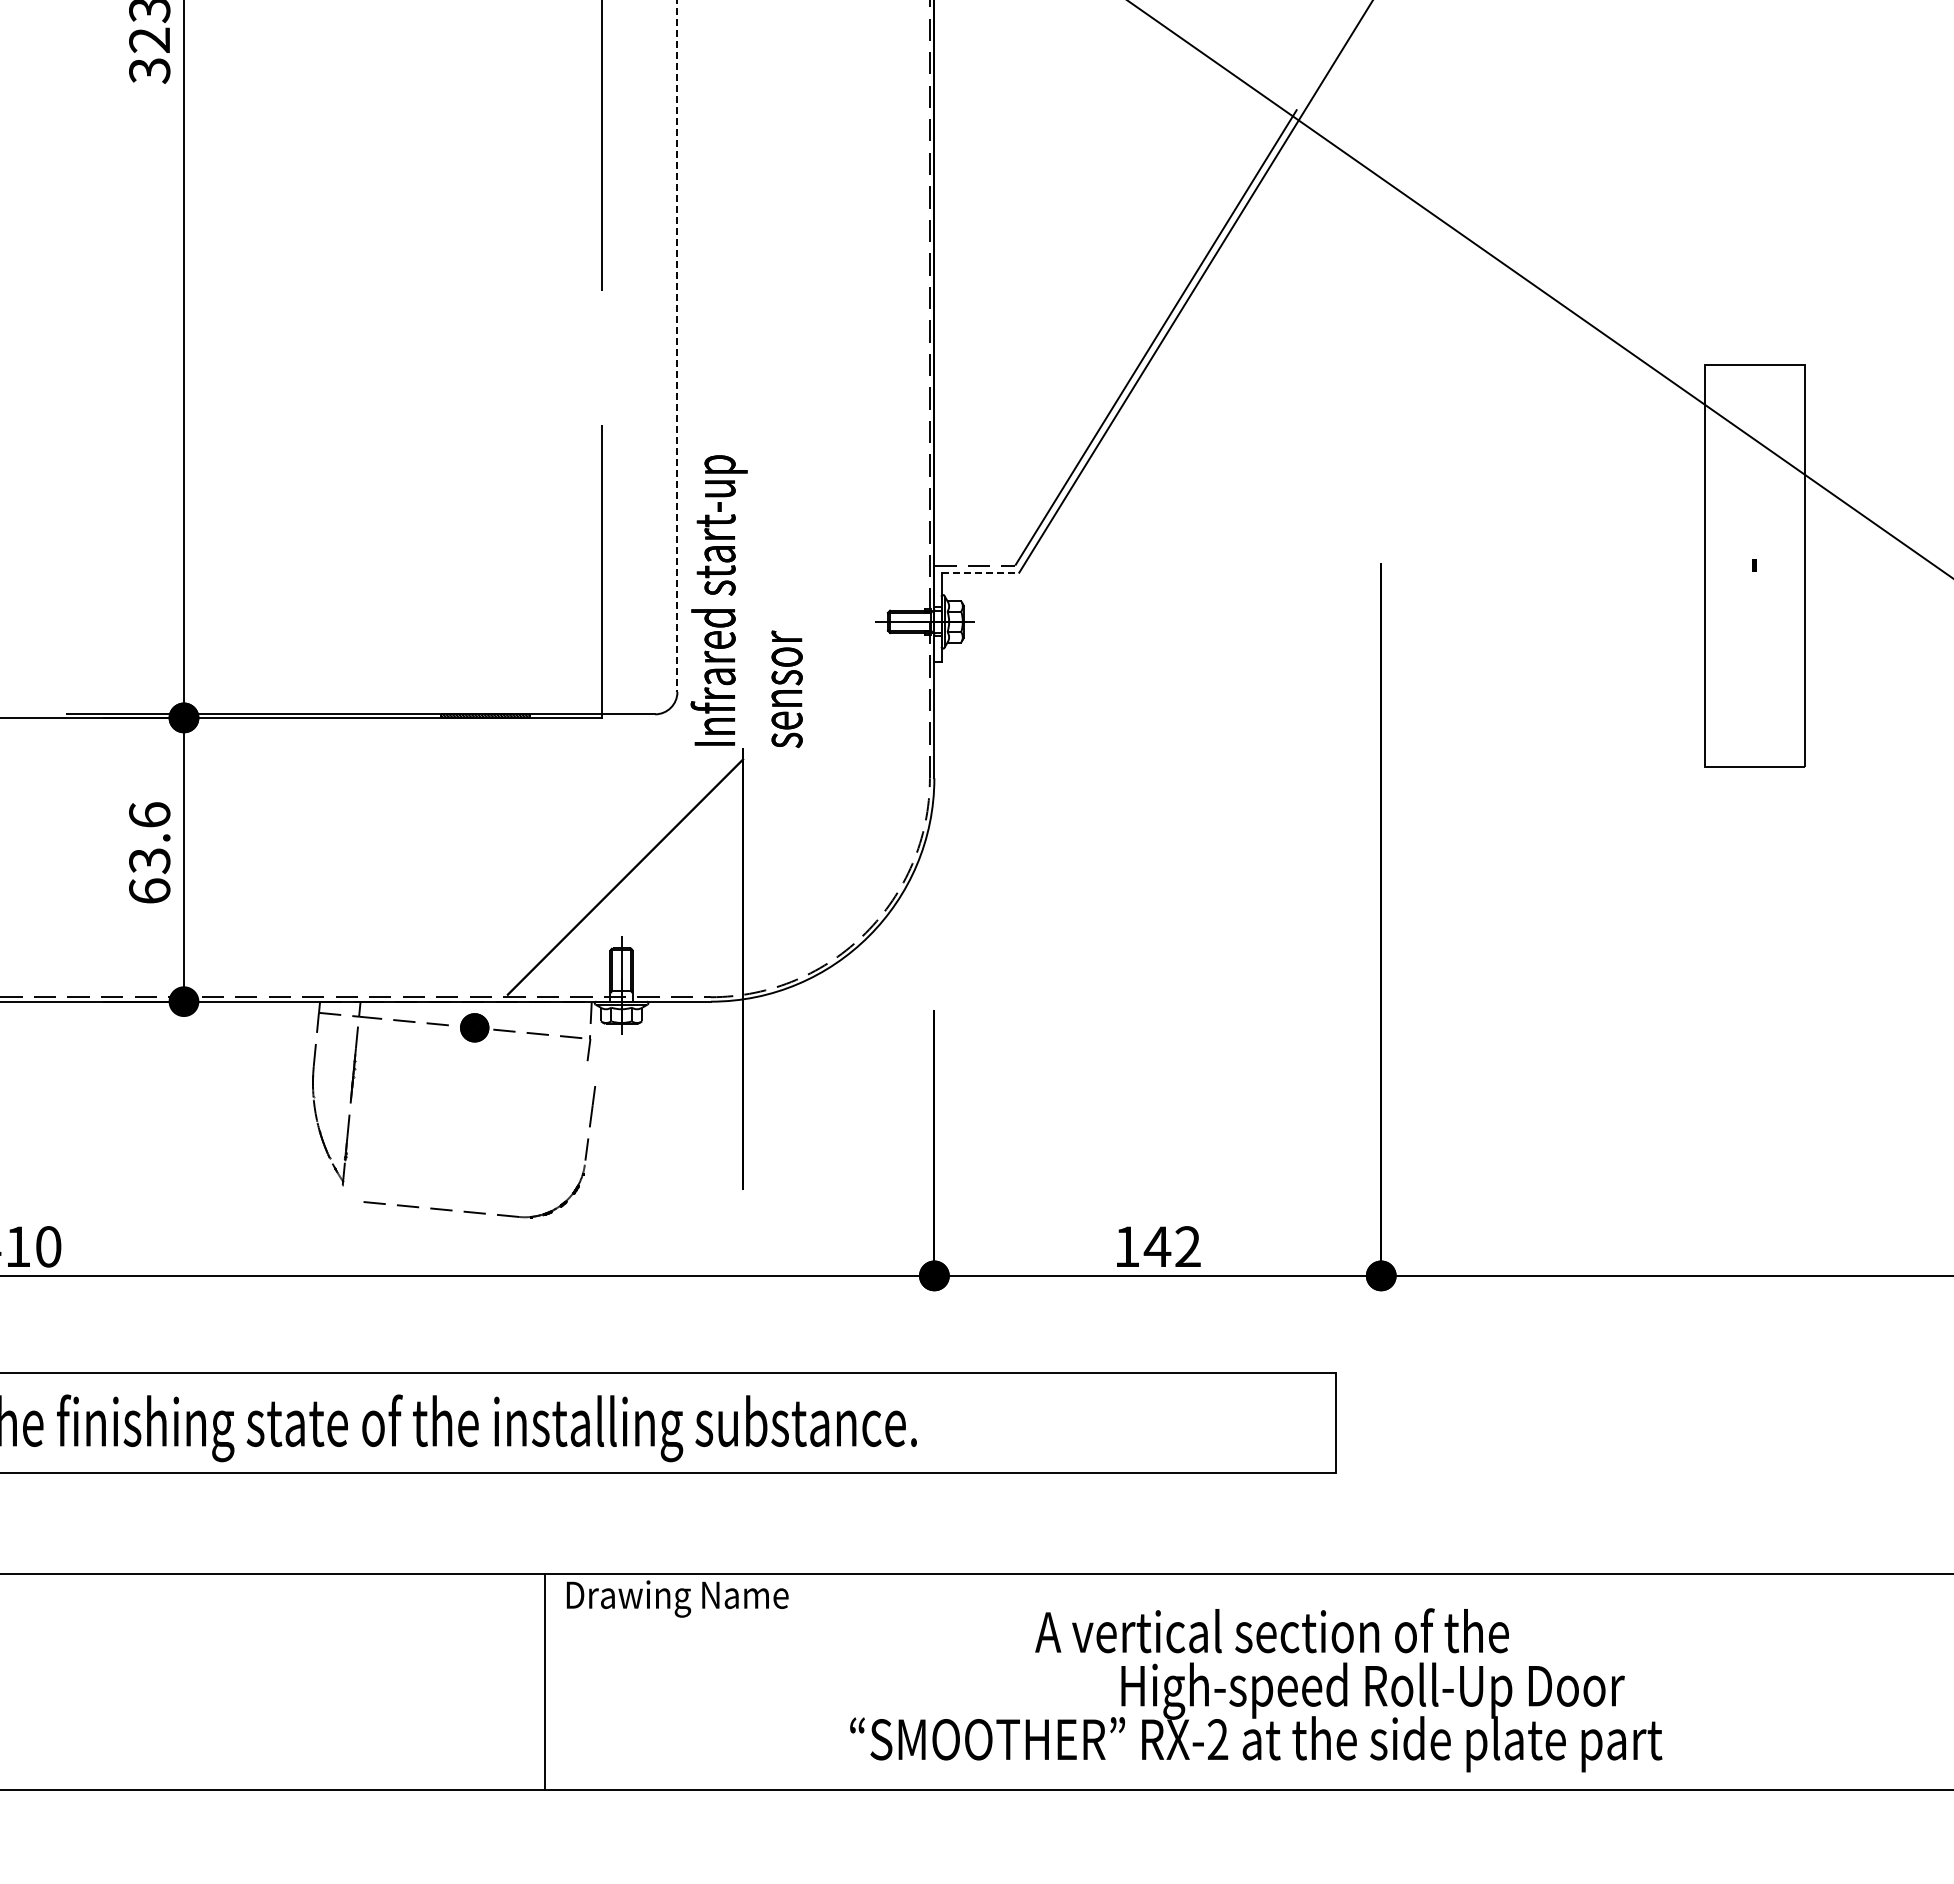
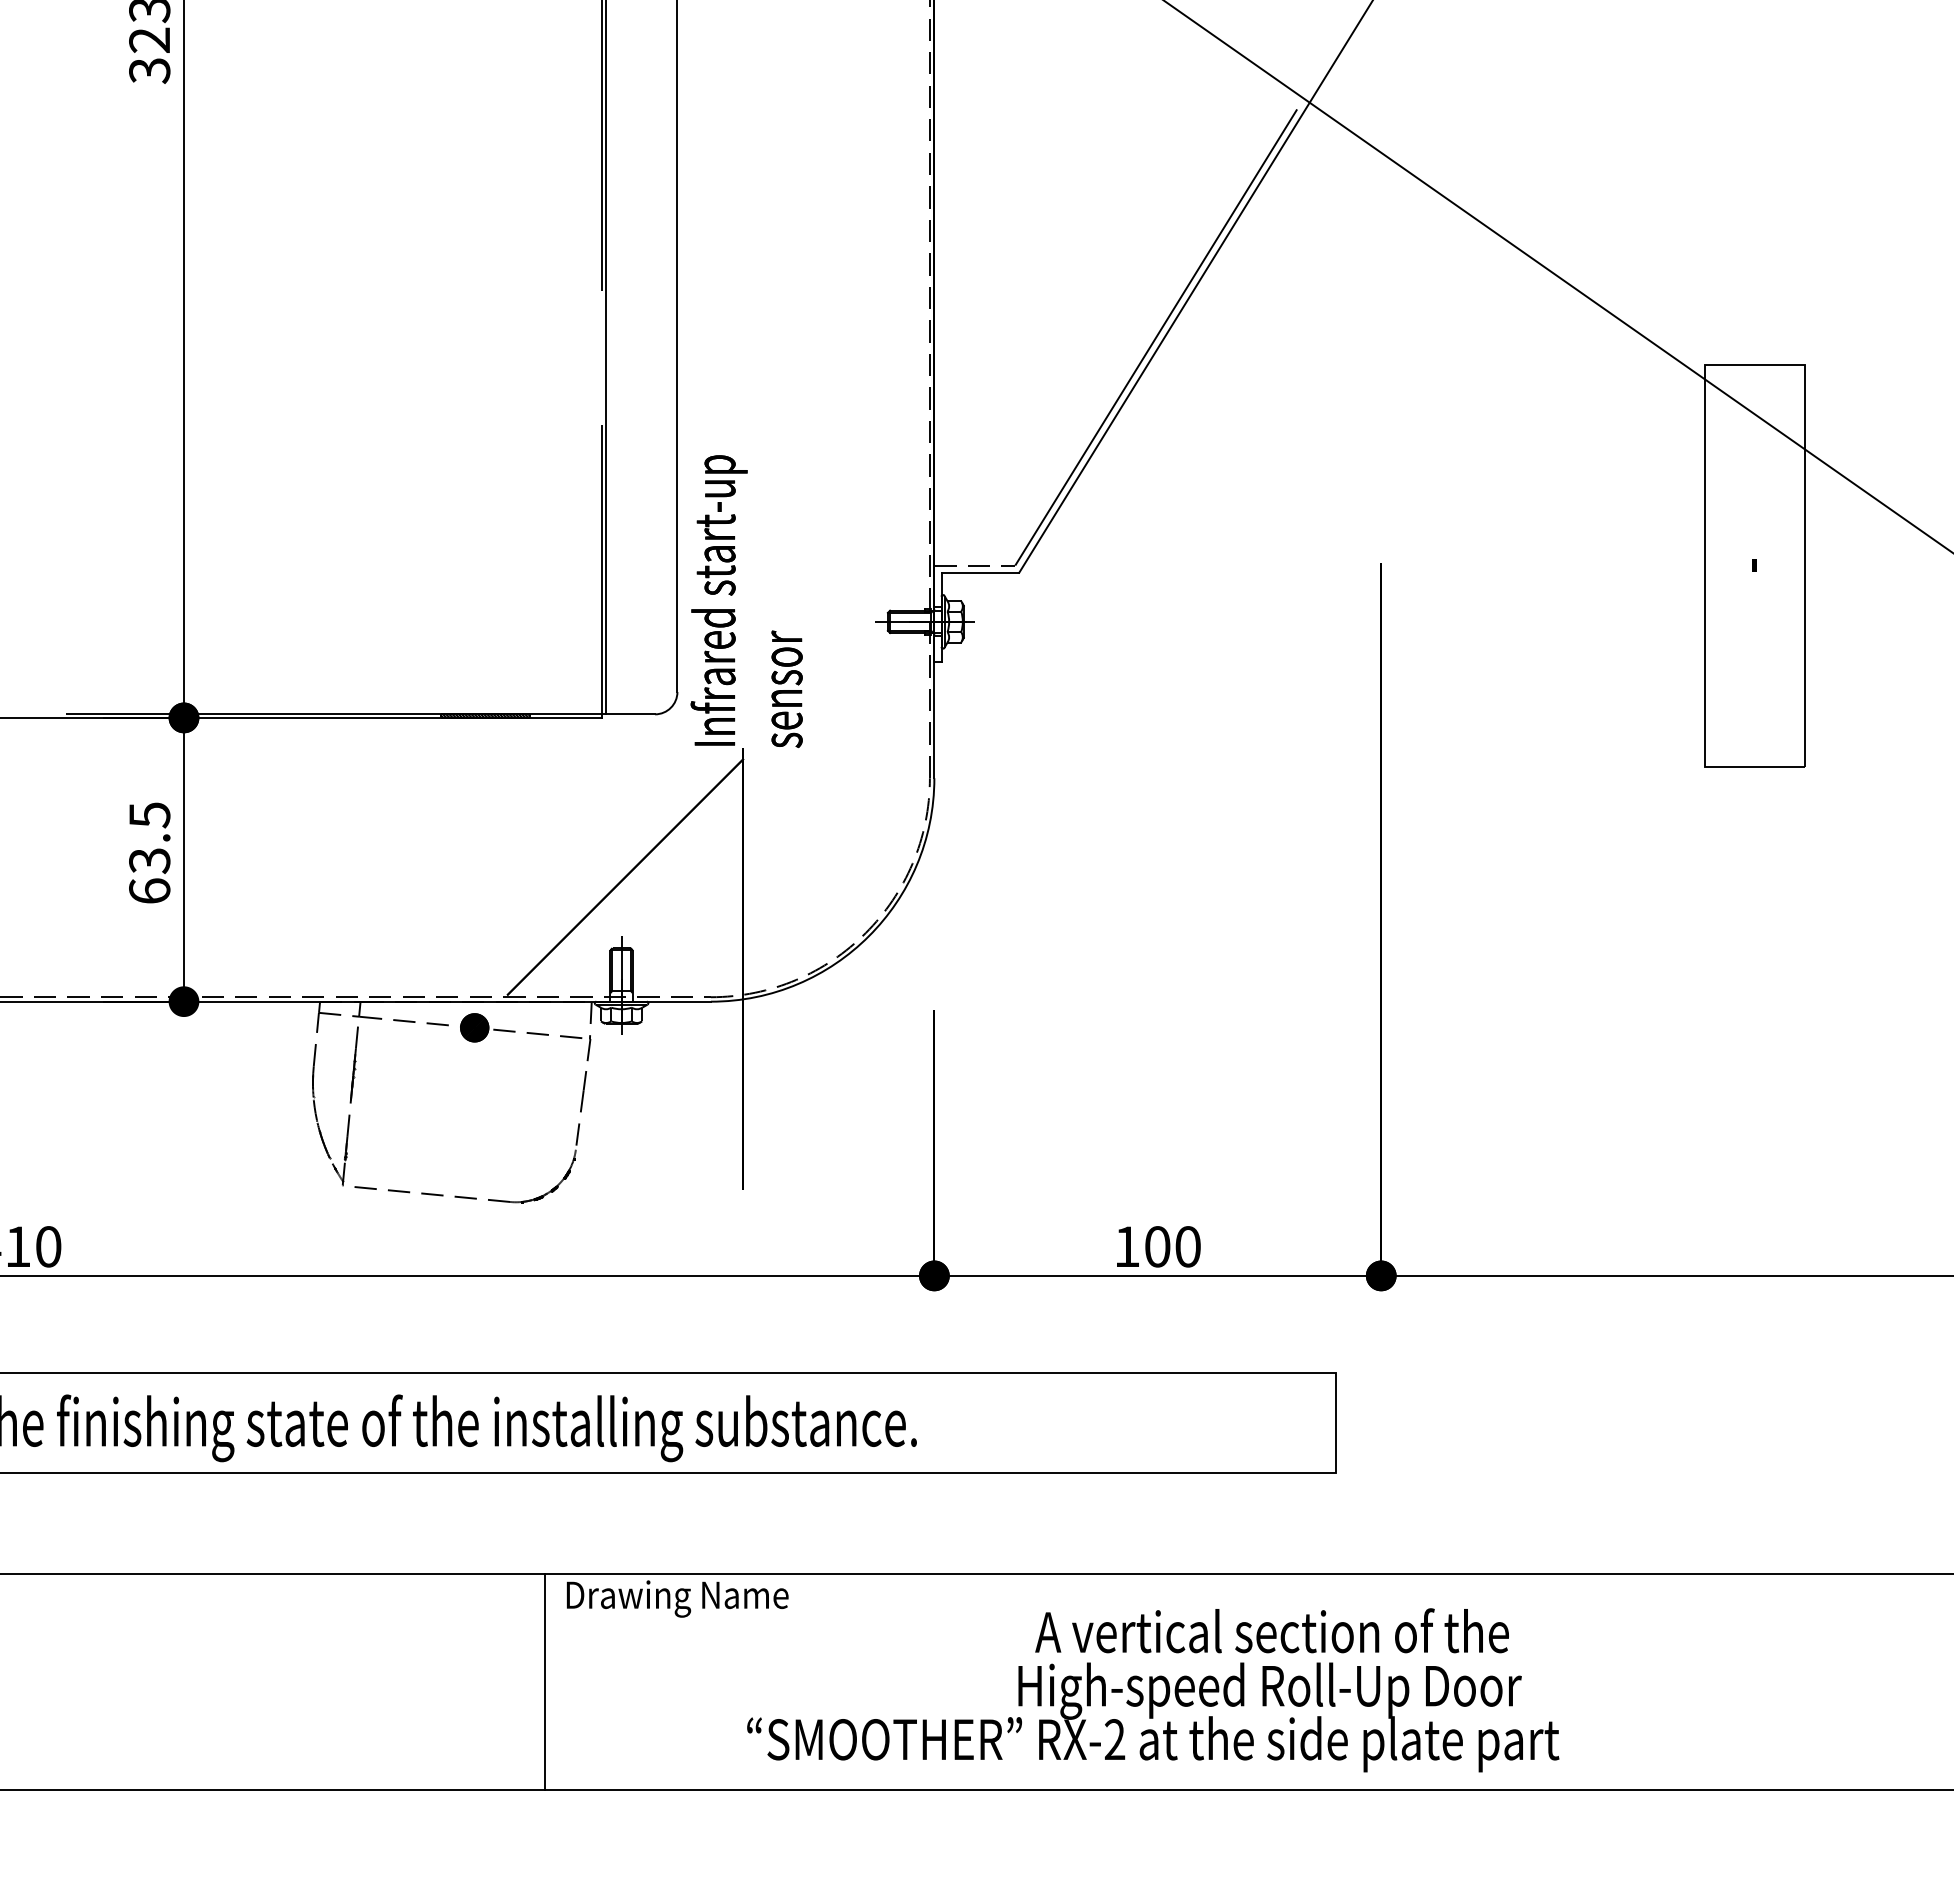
line position: (1539, 289) -> (1558, 276) (1558, 276)
line: dashed -> solid (677, 346)
line: none -> present (605, 358)
line: dashed -> solid (980, 572)
text: 63.6 -> 63.5 (149, 815)
part position: (475, 1211) -> (466, 1196) (466, 1196)
text: 142 -> 100 (1171, 1246)
text position: (1256, 1717) -> (1153, 1717) (1153, 1717)
